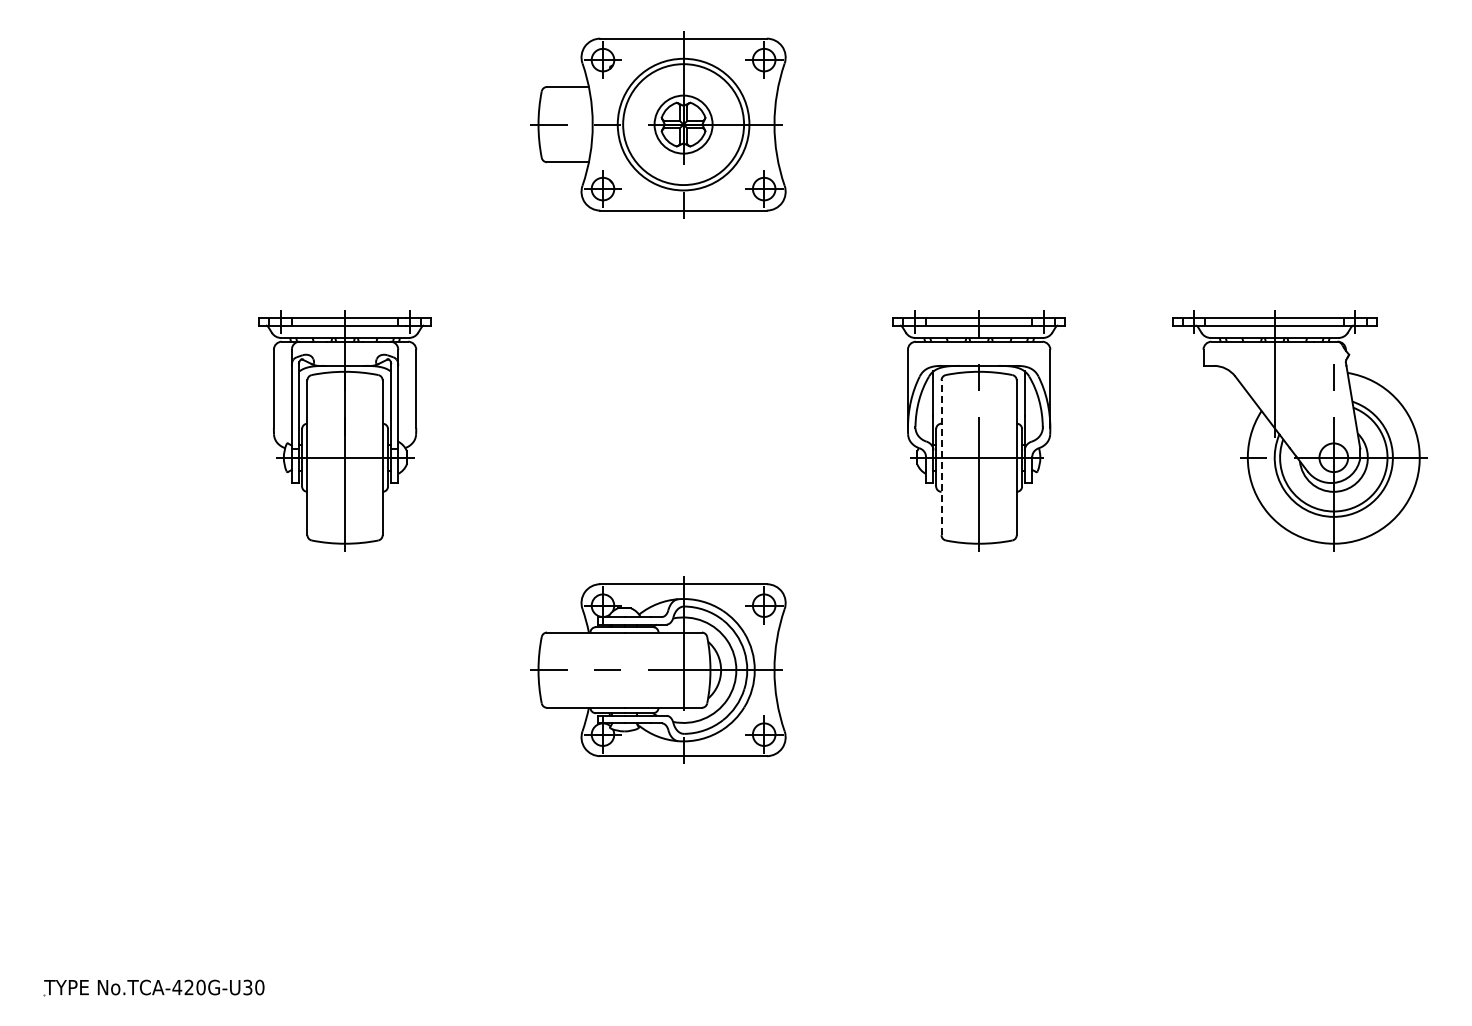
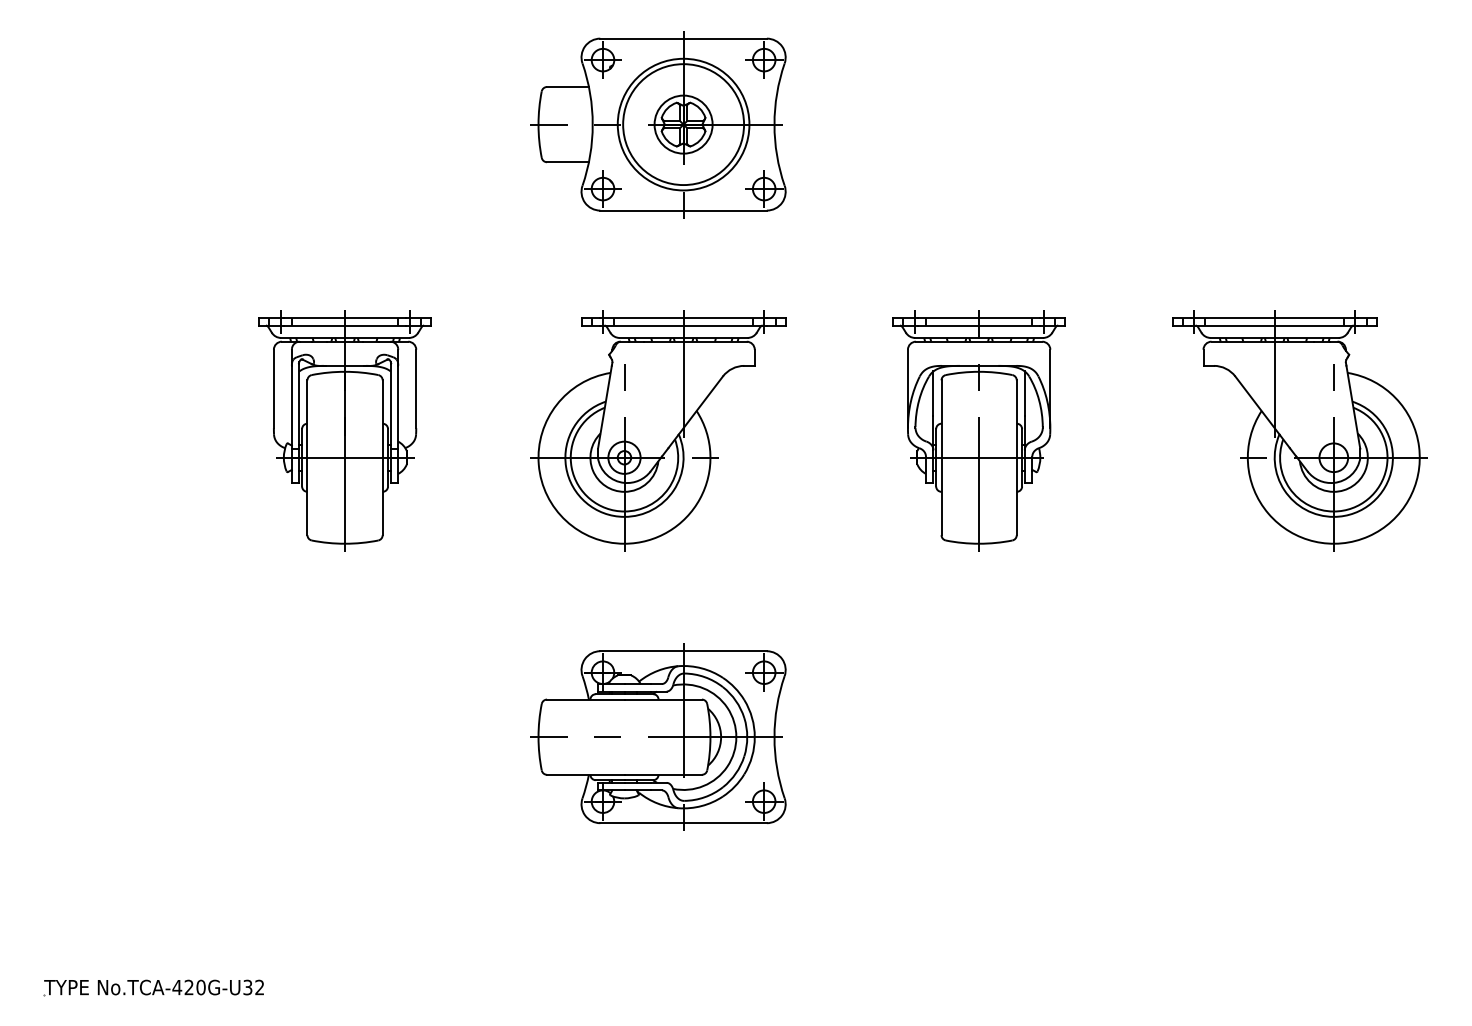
part: none -> present (658, 430)
line: dashed -> solid (941, 457)
part position: (658, 669) -> (658, 736) (658, 736)
text: No.TCA-420G-U30 -> No.TCA-420G-U32 (259, 987)
